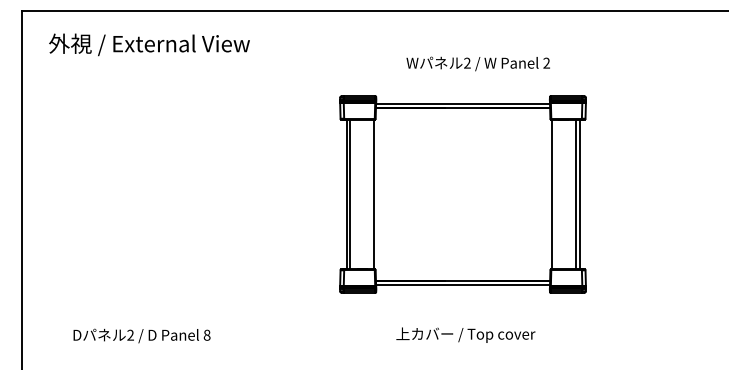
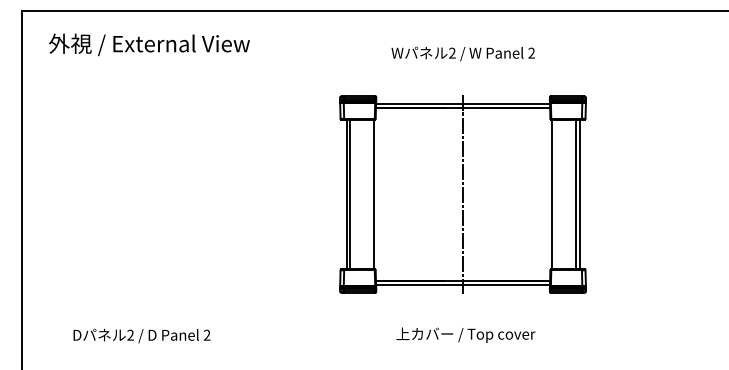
text position: (477, 63) -> (462, 53) (462, 53)
line: none -> present (463, 194)
text: 8 -> 2 (206, 334)
